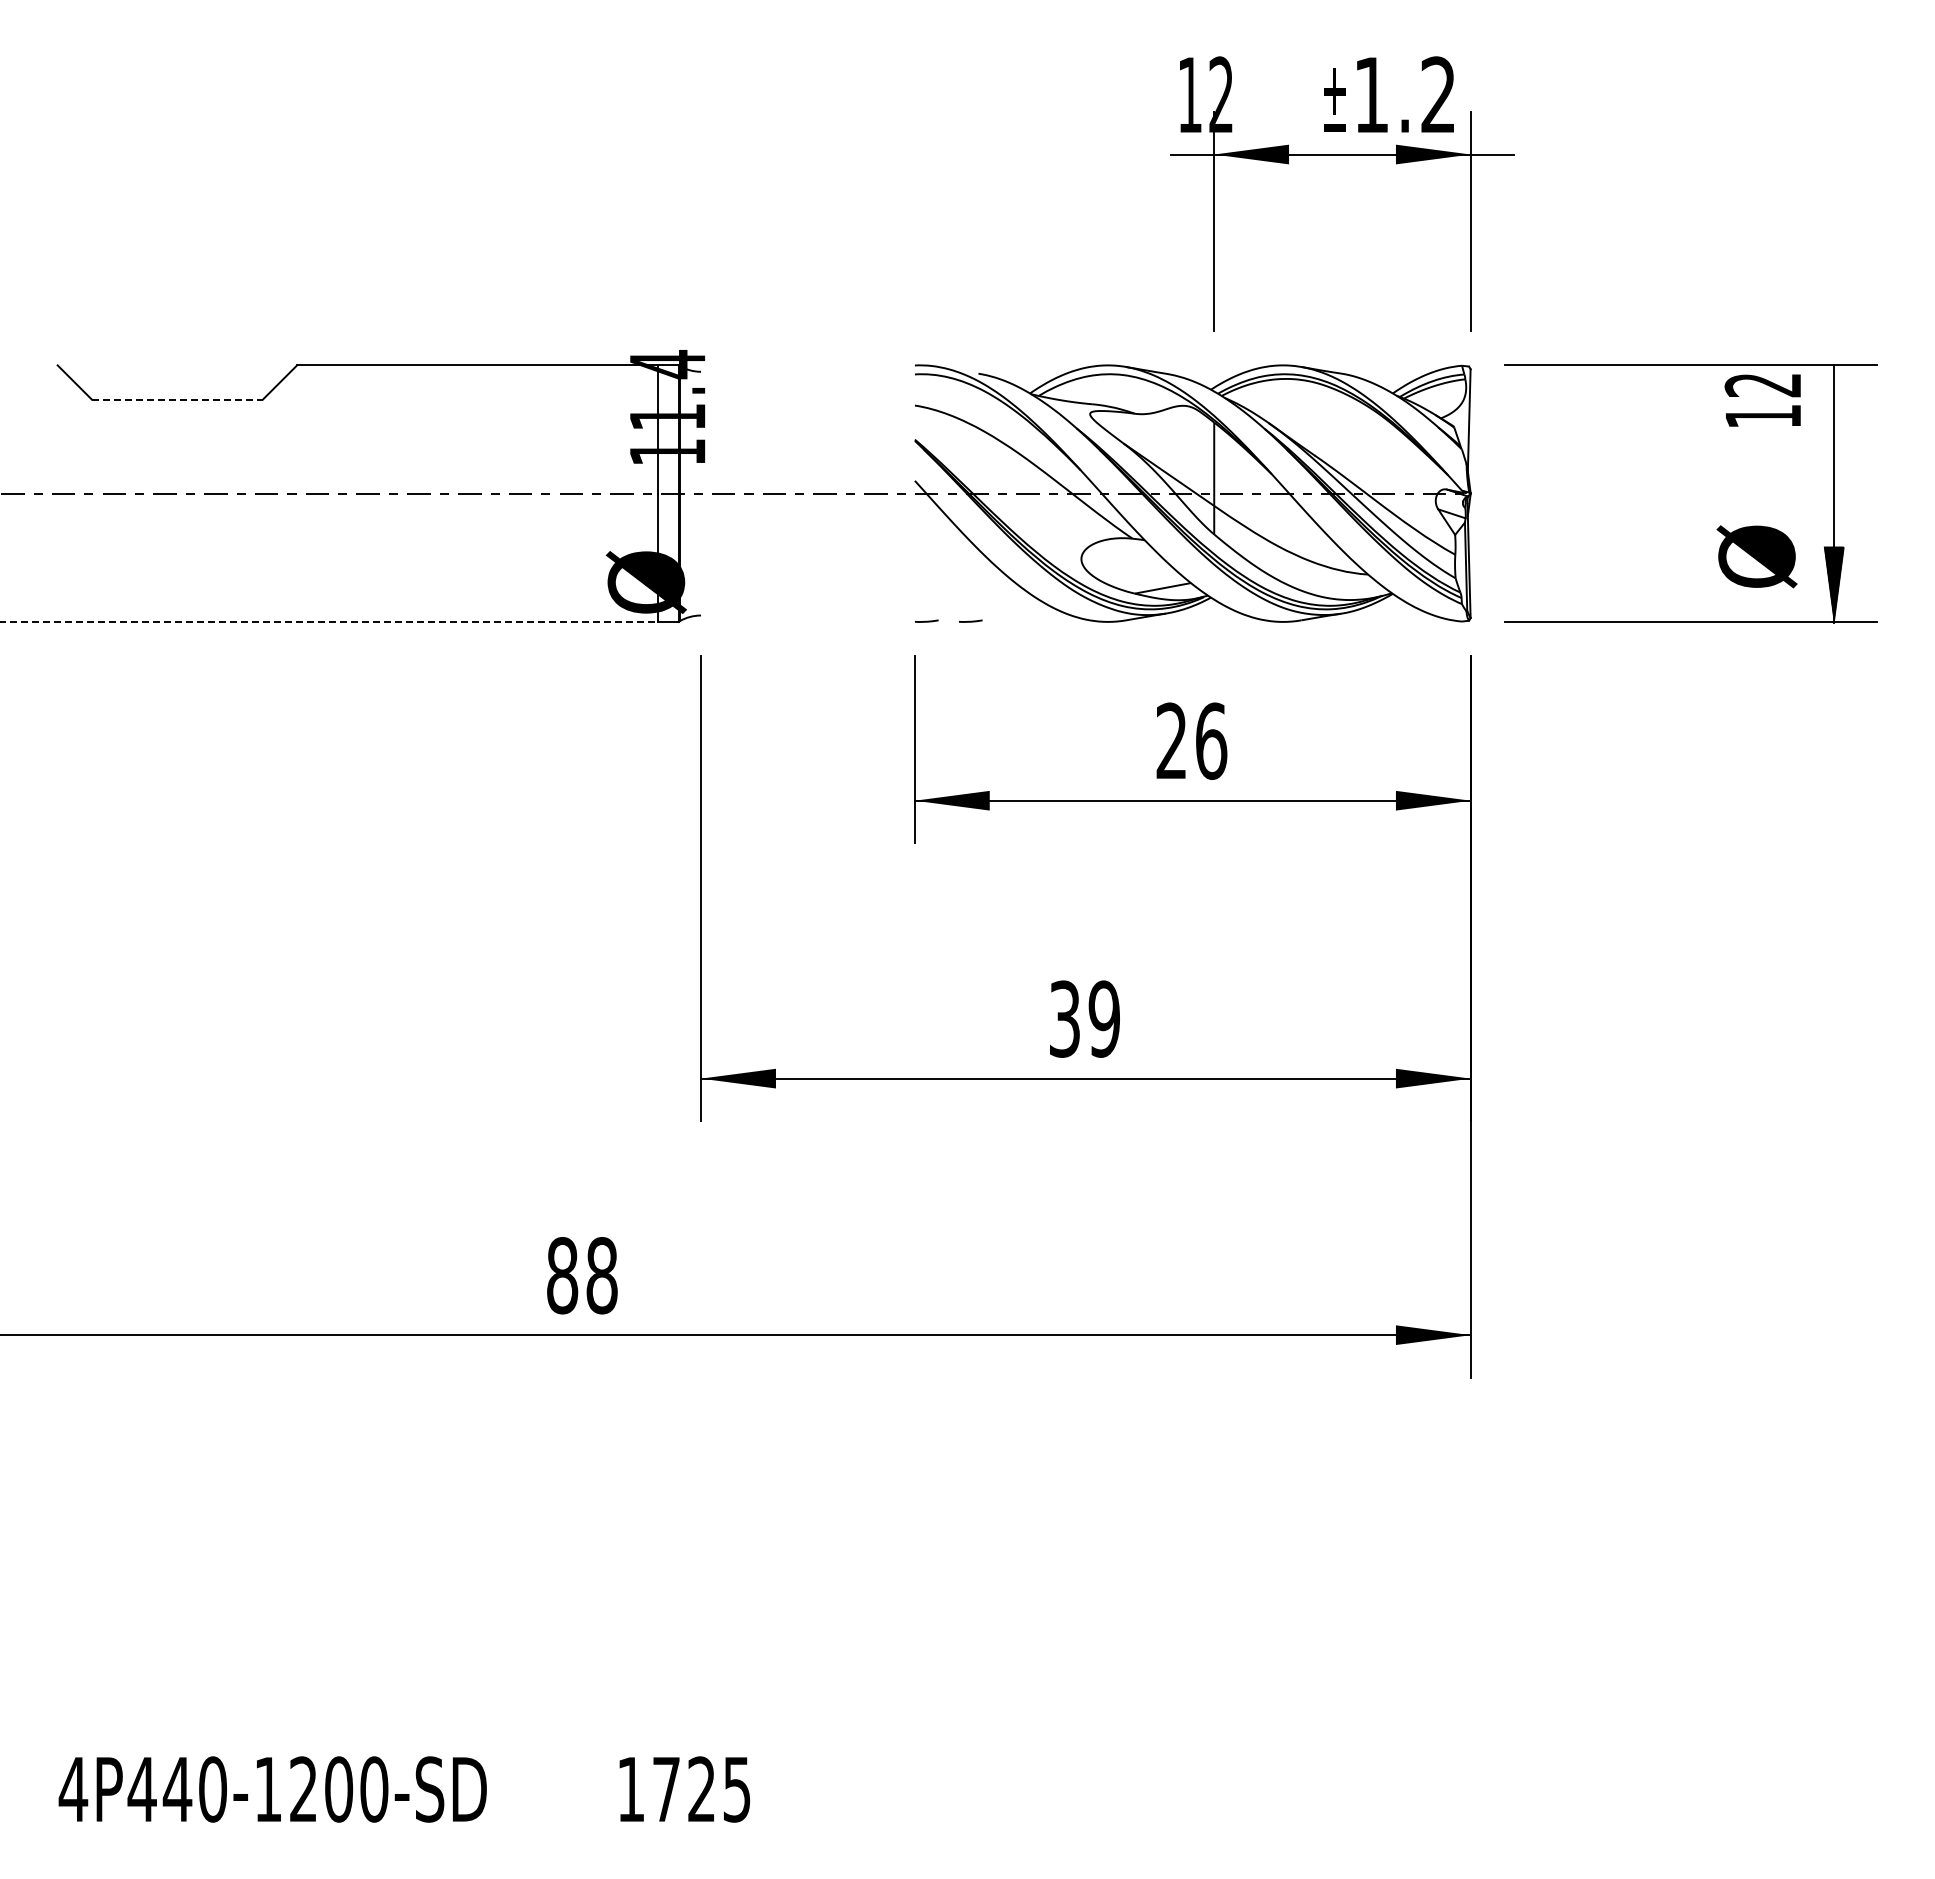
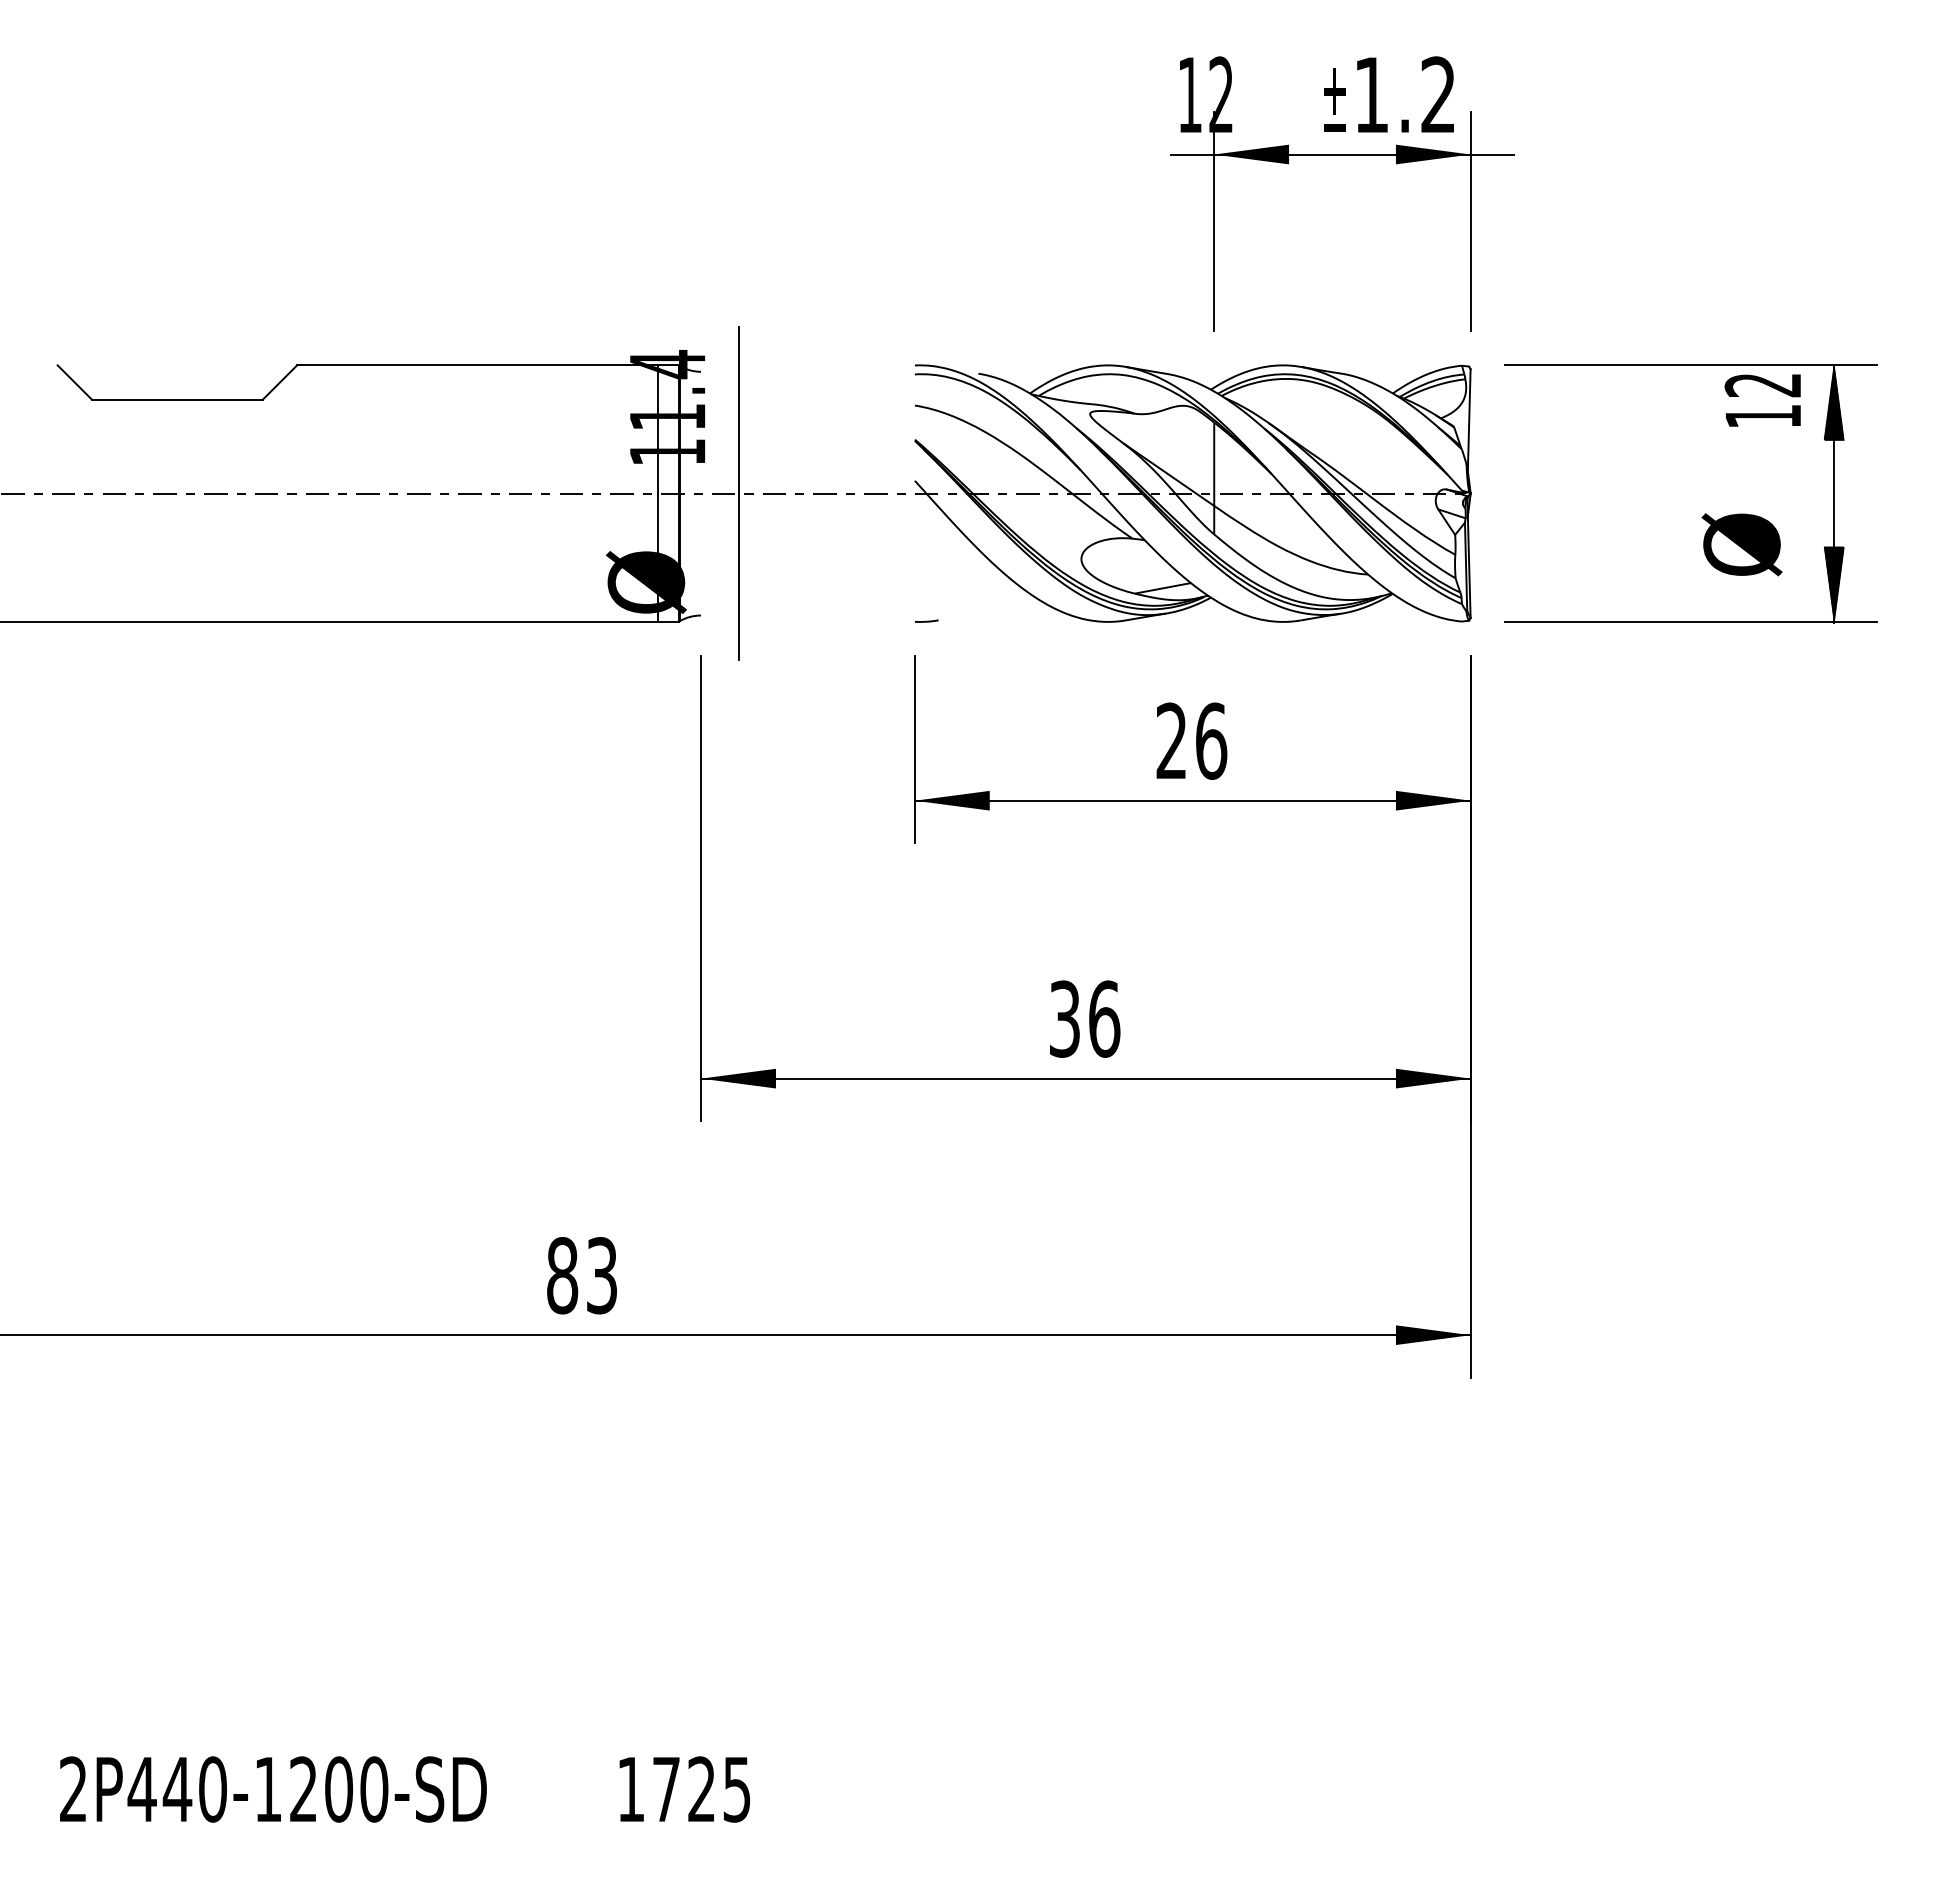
line: dashed -> solid (177, 399)
hatch: none -> present (1834, 402)
line: none -> present (738, 493)
text position: (1756, 556) -> (1741, 544) (1741, 544)
line: present -> none (970, 620)
line: dashed -> solid (329, 621)
text: 39 -> 36 (1104, 1018)
text: 88 -> 83 (601, 1275)
text: 4P440-1200-SD -> 2P440-1200-SD (73, 1788)
